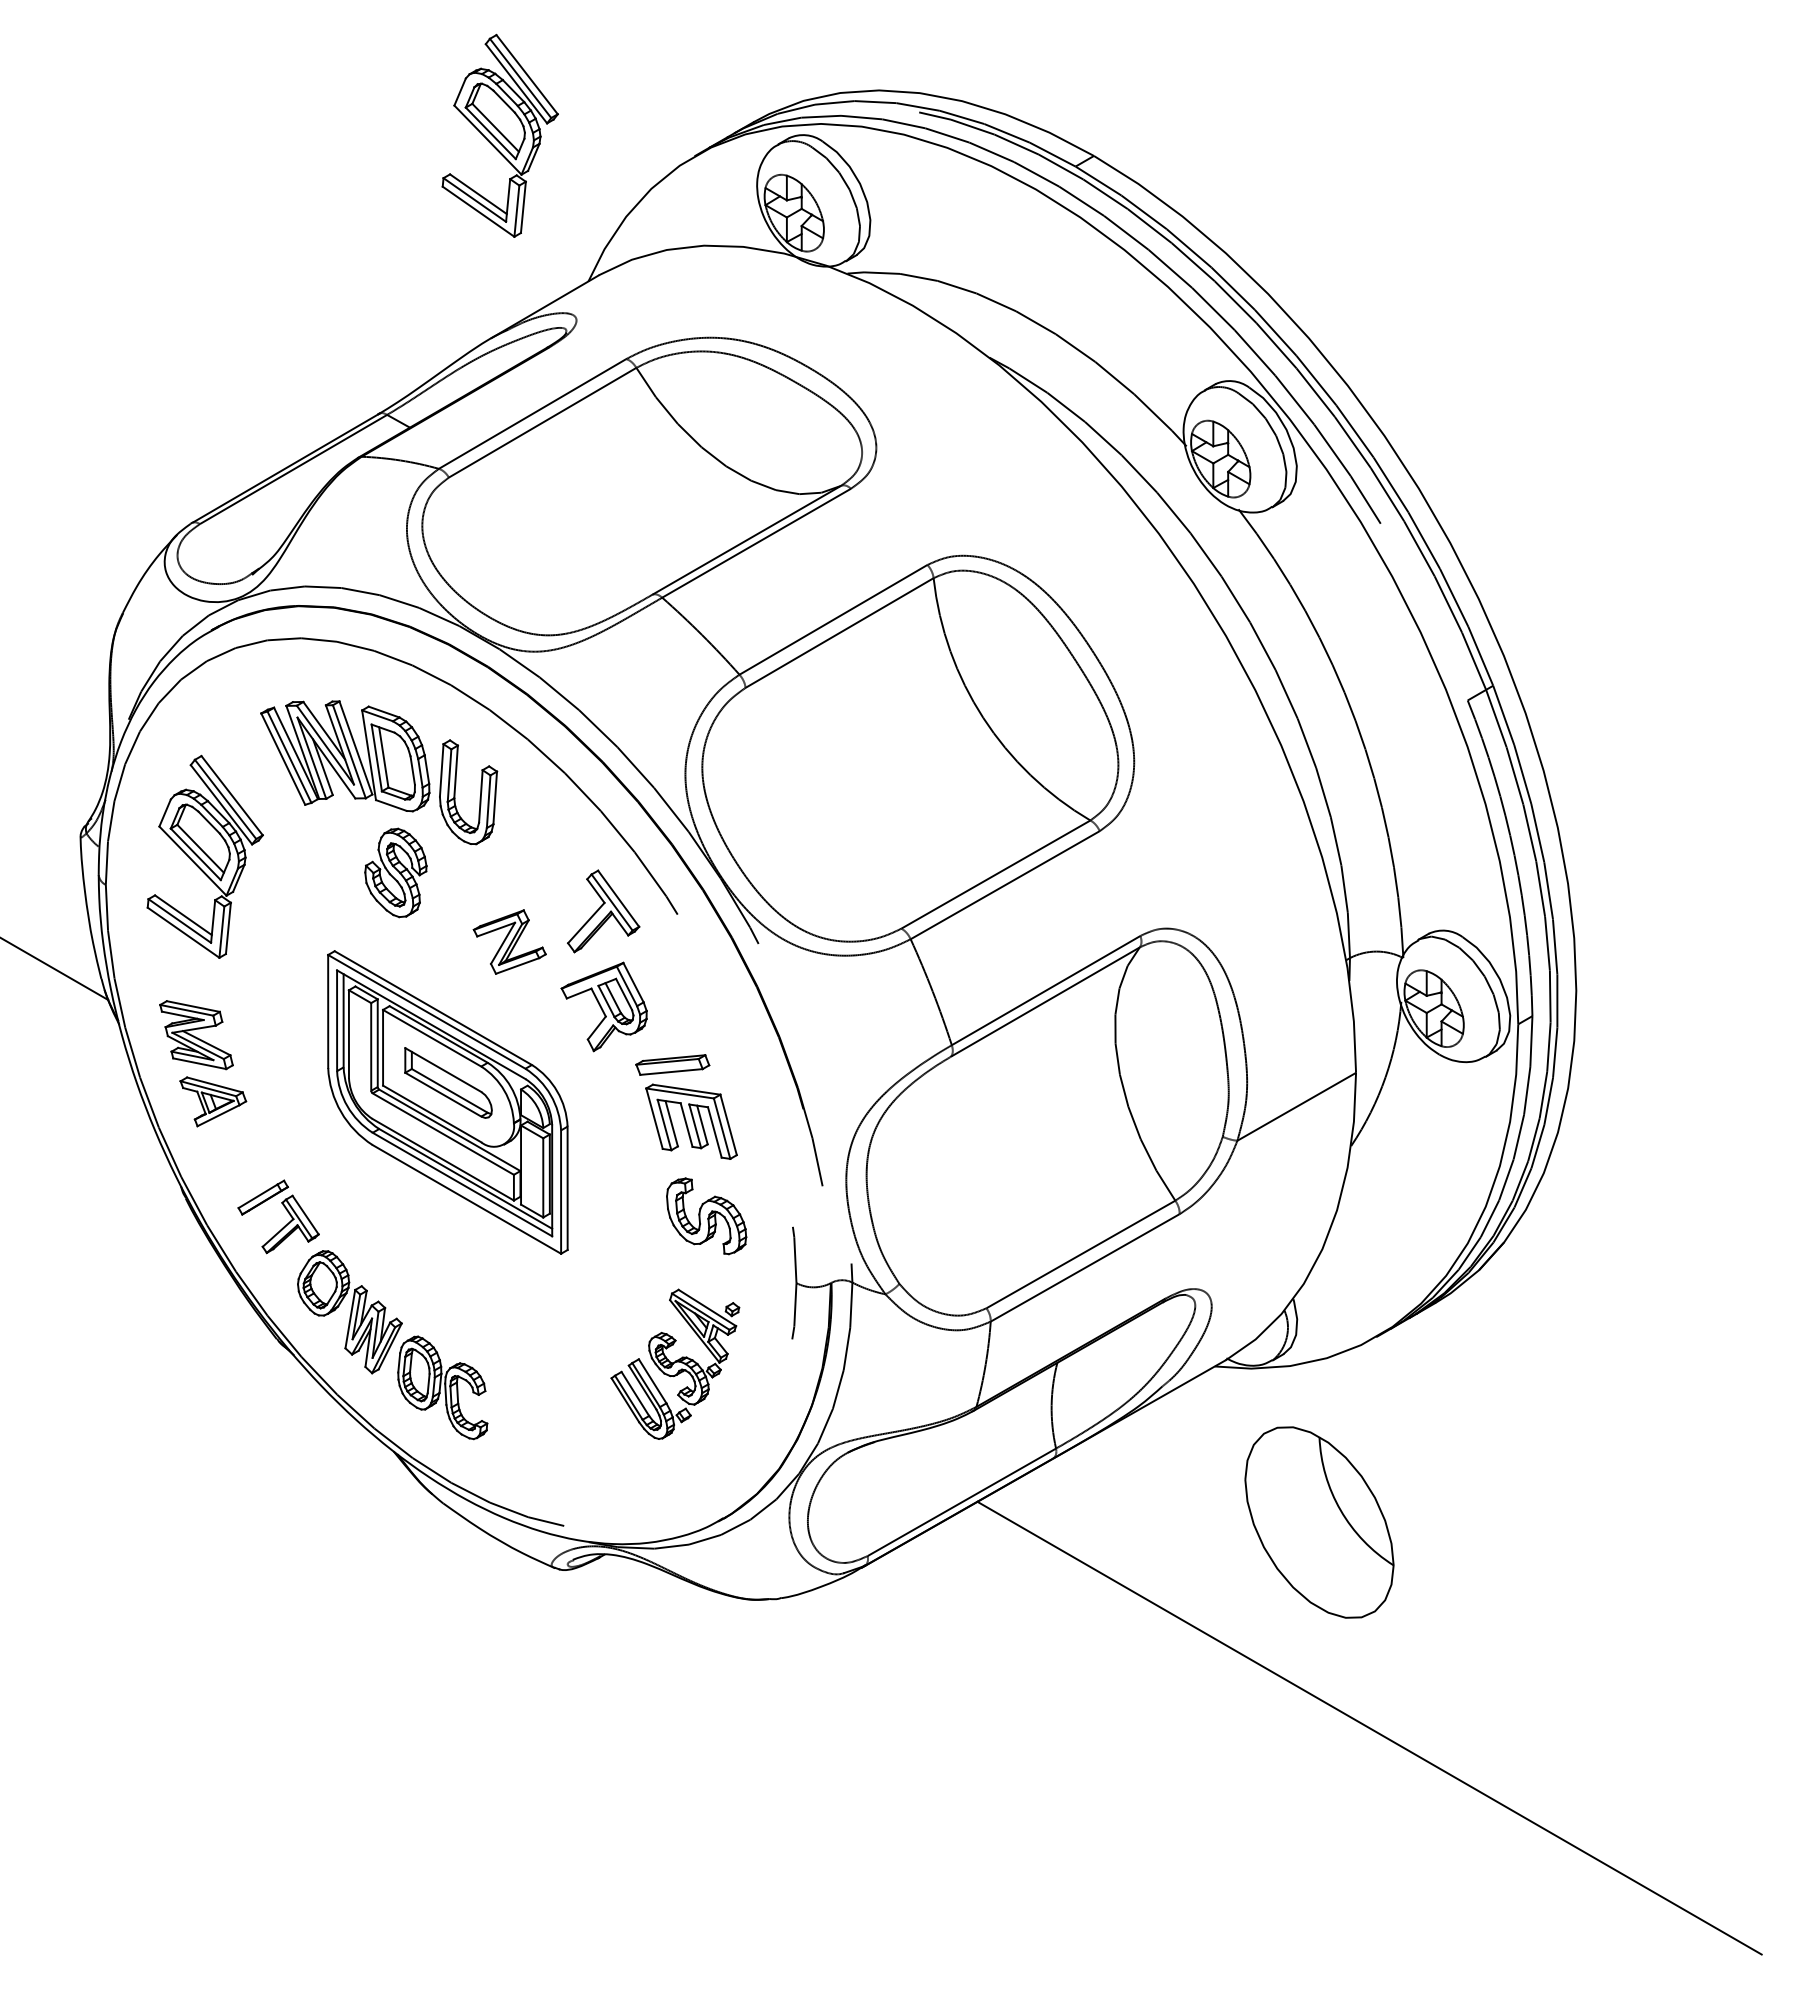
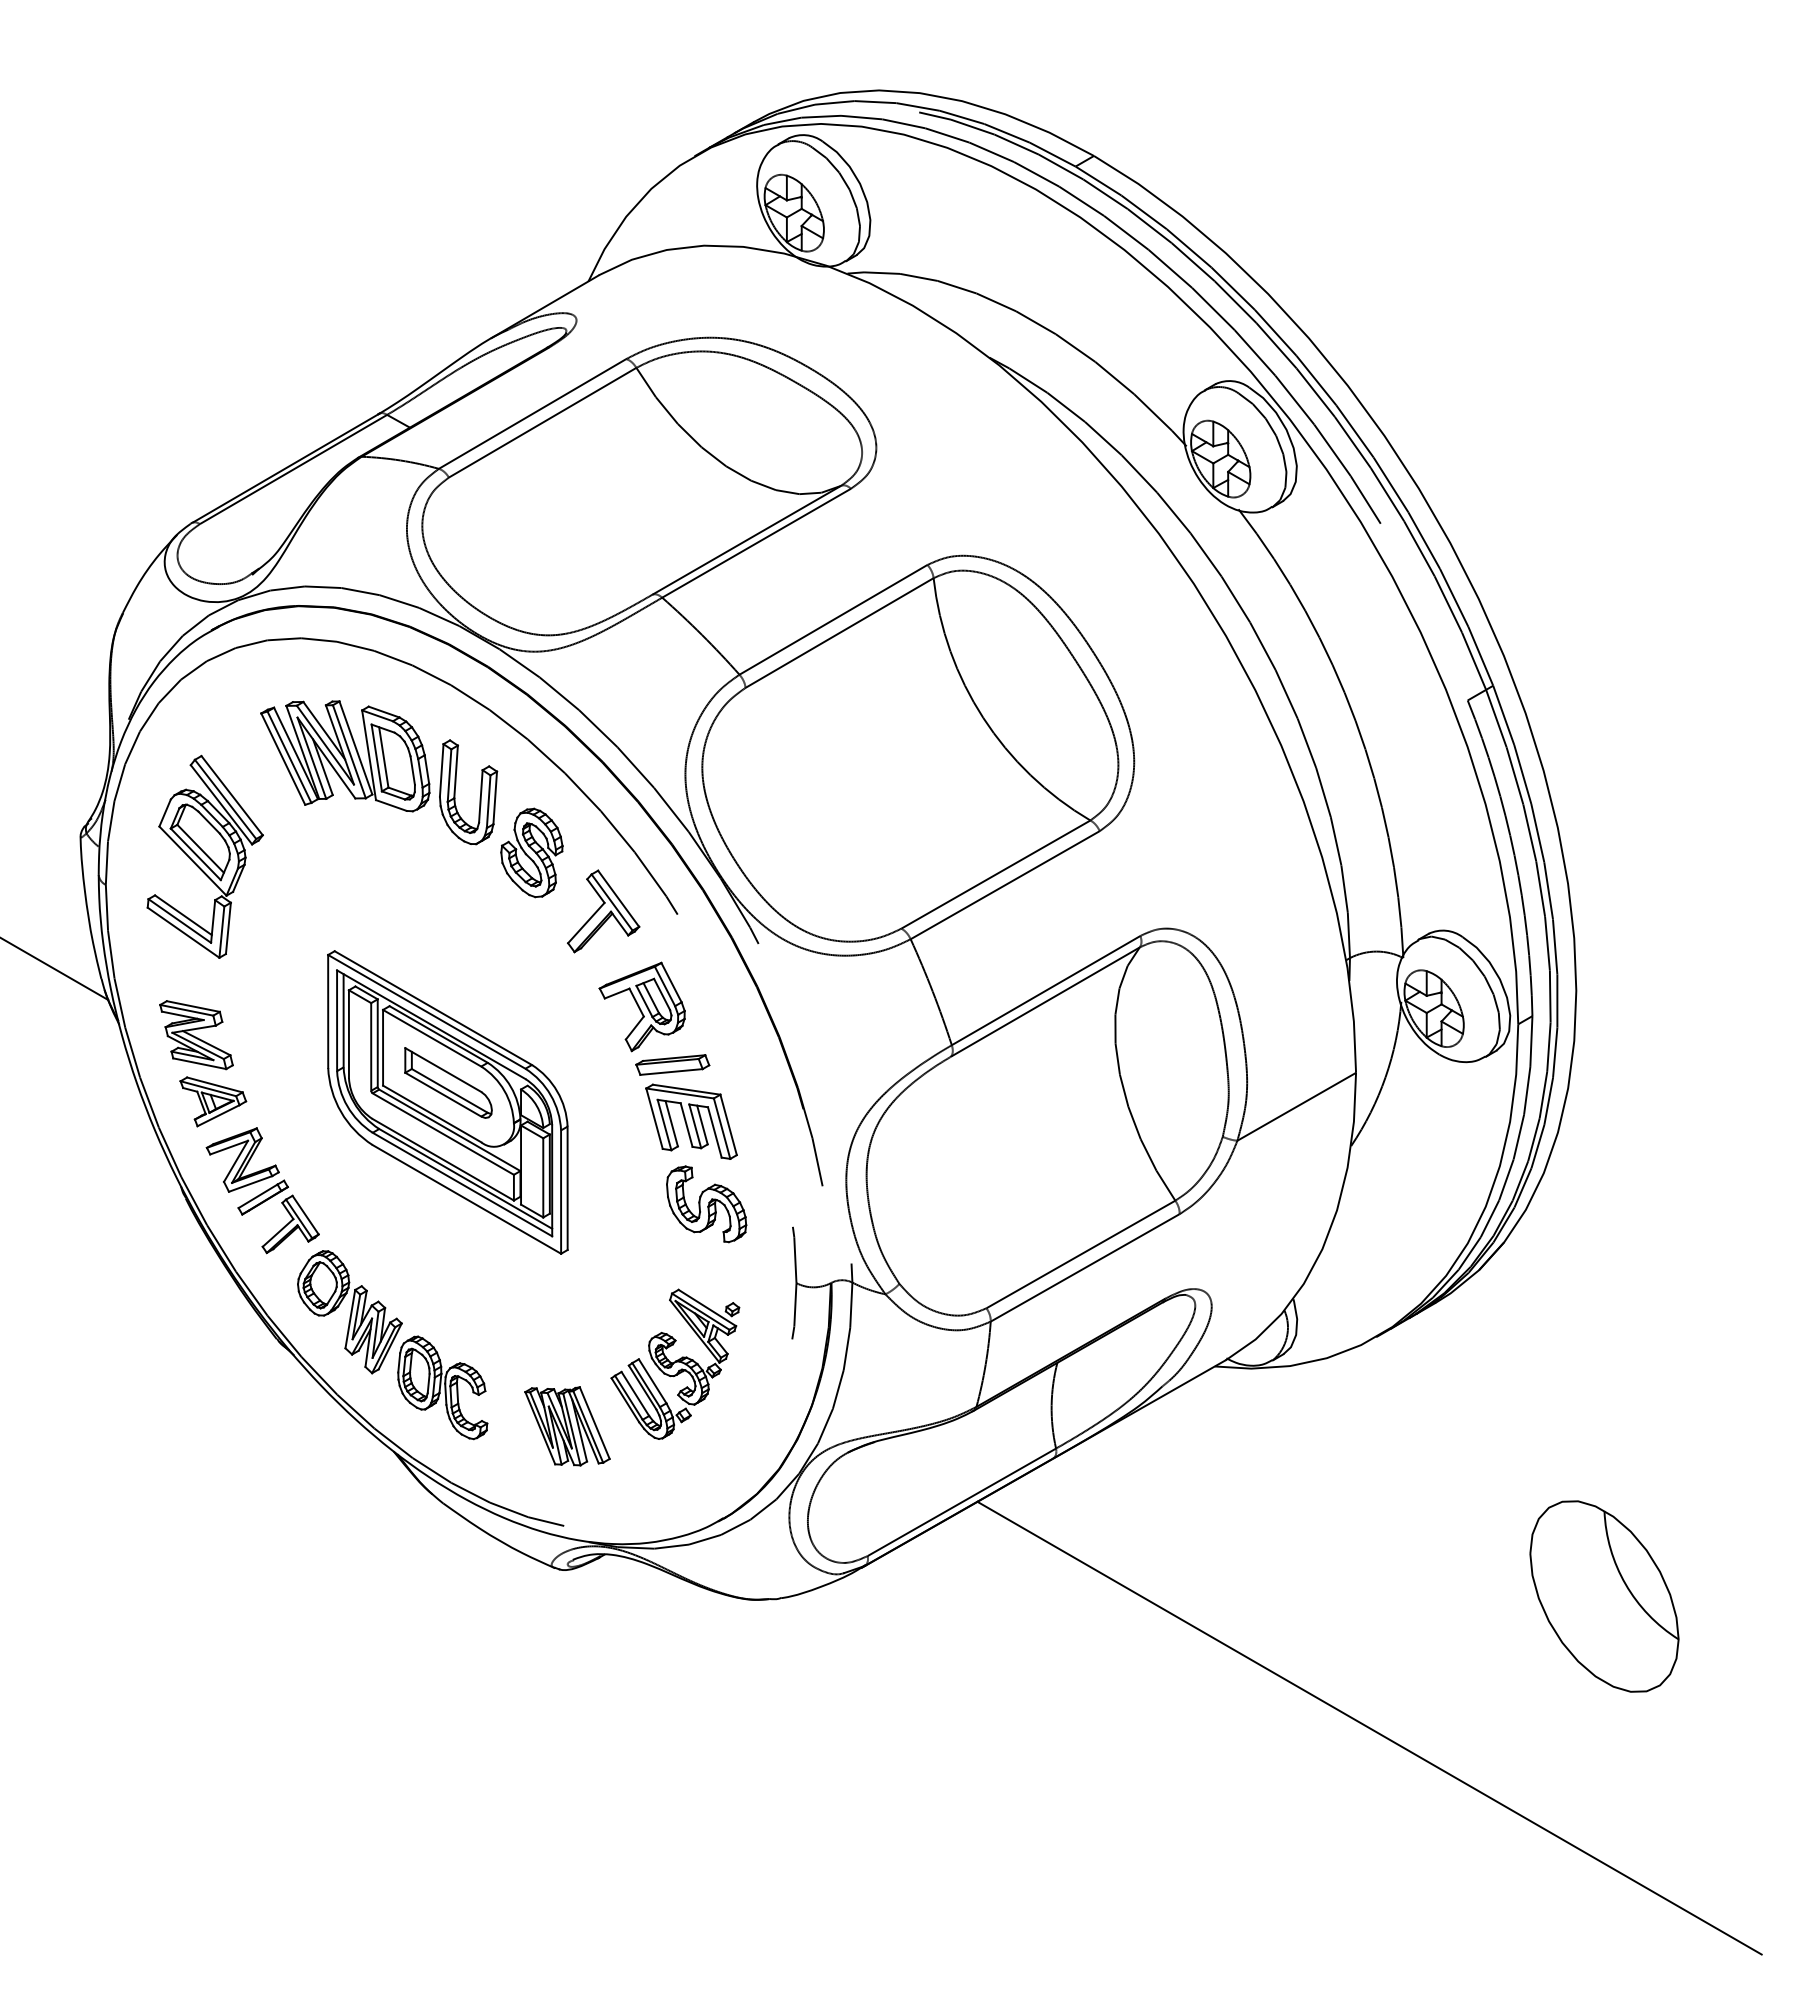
part: present -> none (499, 135)
part position: (395, 872) -> (531, 852) (531, 852)
part position: (509, 941) -> (242, 1159) (242, 1159)
part position: (603, 1006) -> (641, 1006) (641, 1006)
part position: (706, 1216) -> (706, 1204) (706, 1204)
part: none -> present (567, 1426)
part position: (1319, 1522) -> (1604, 1596) (1604, 1596)
